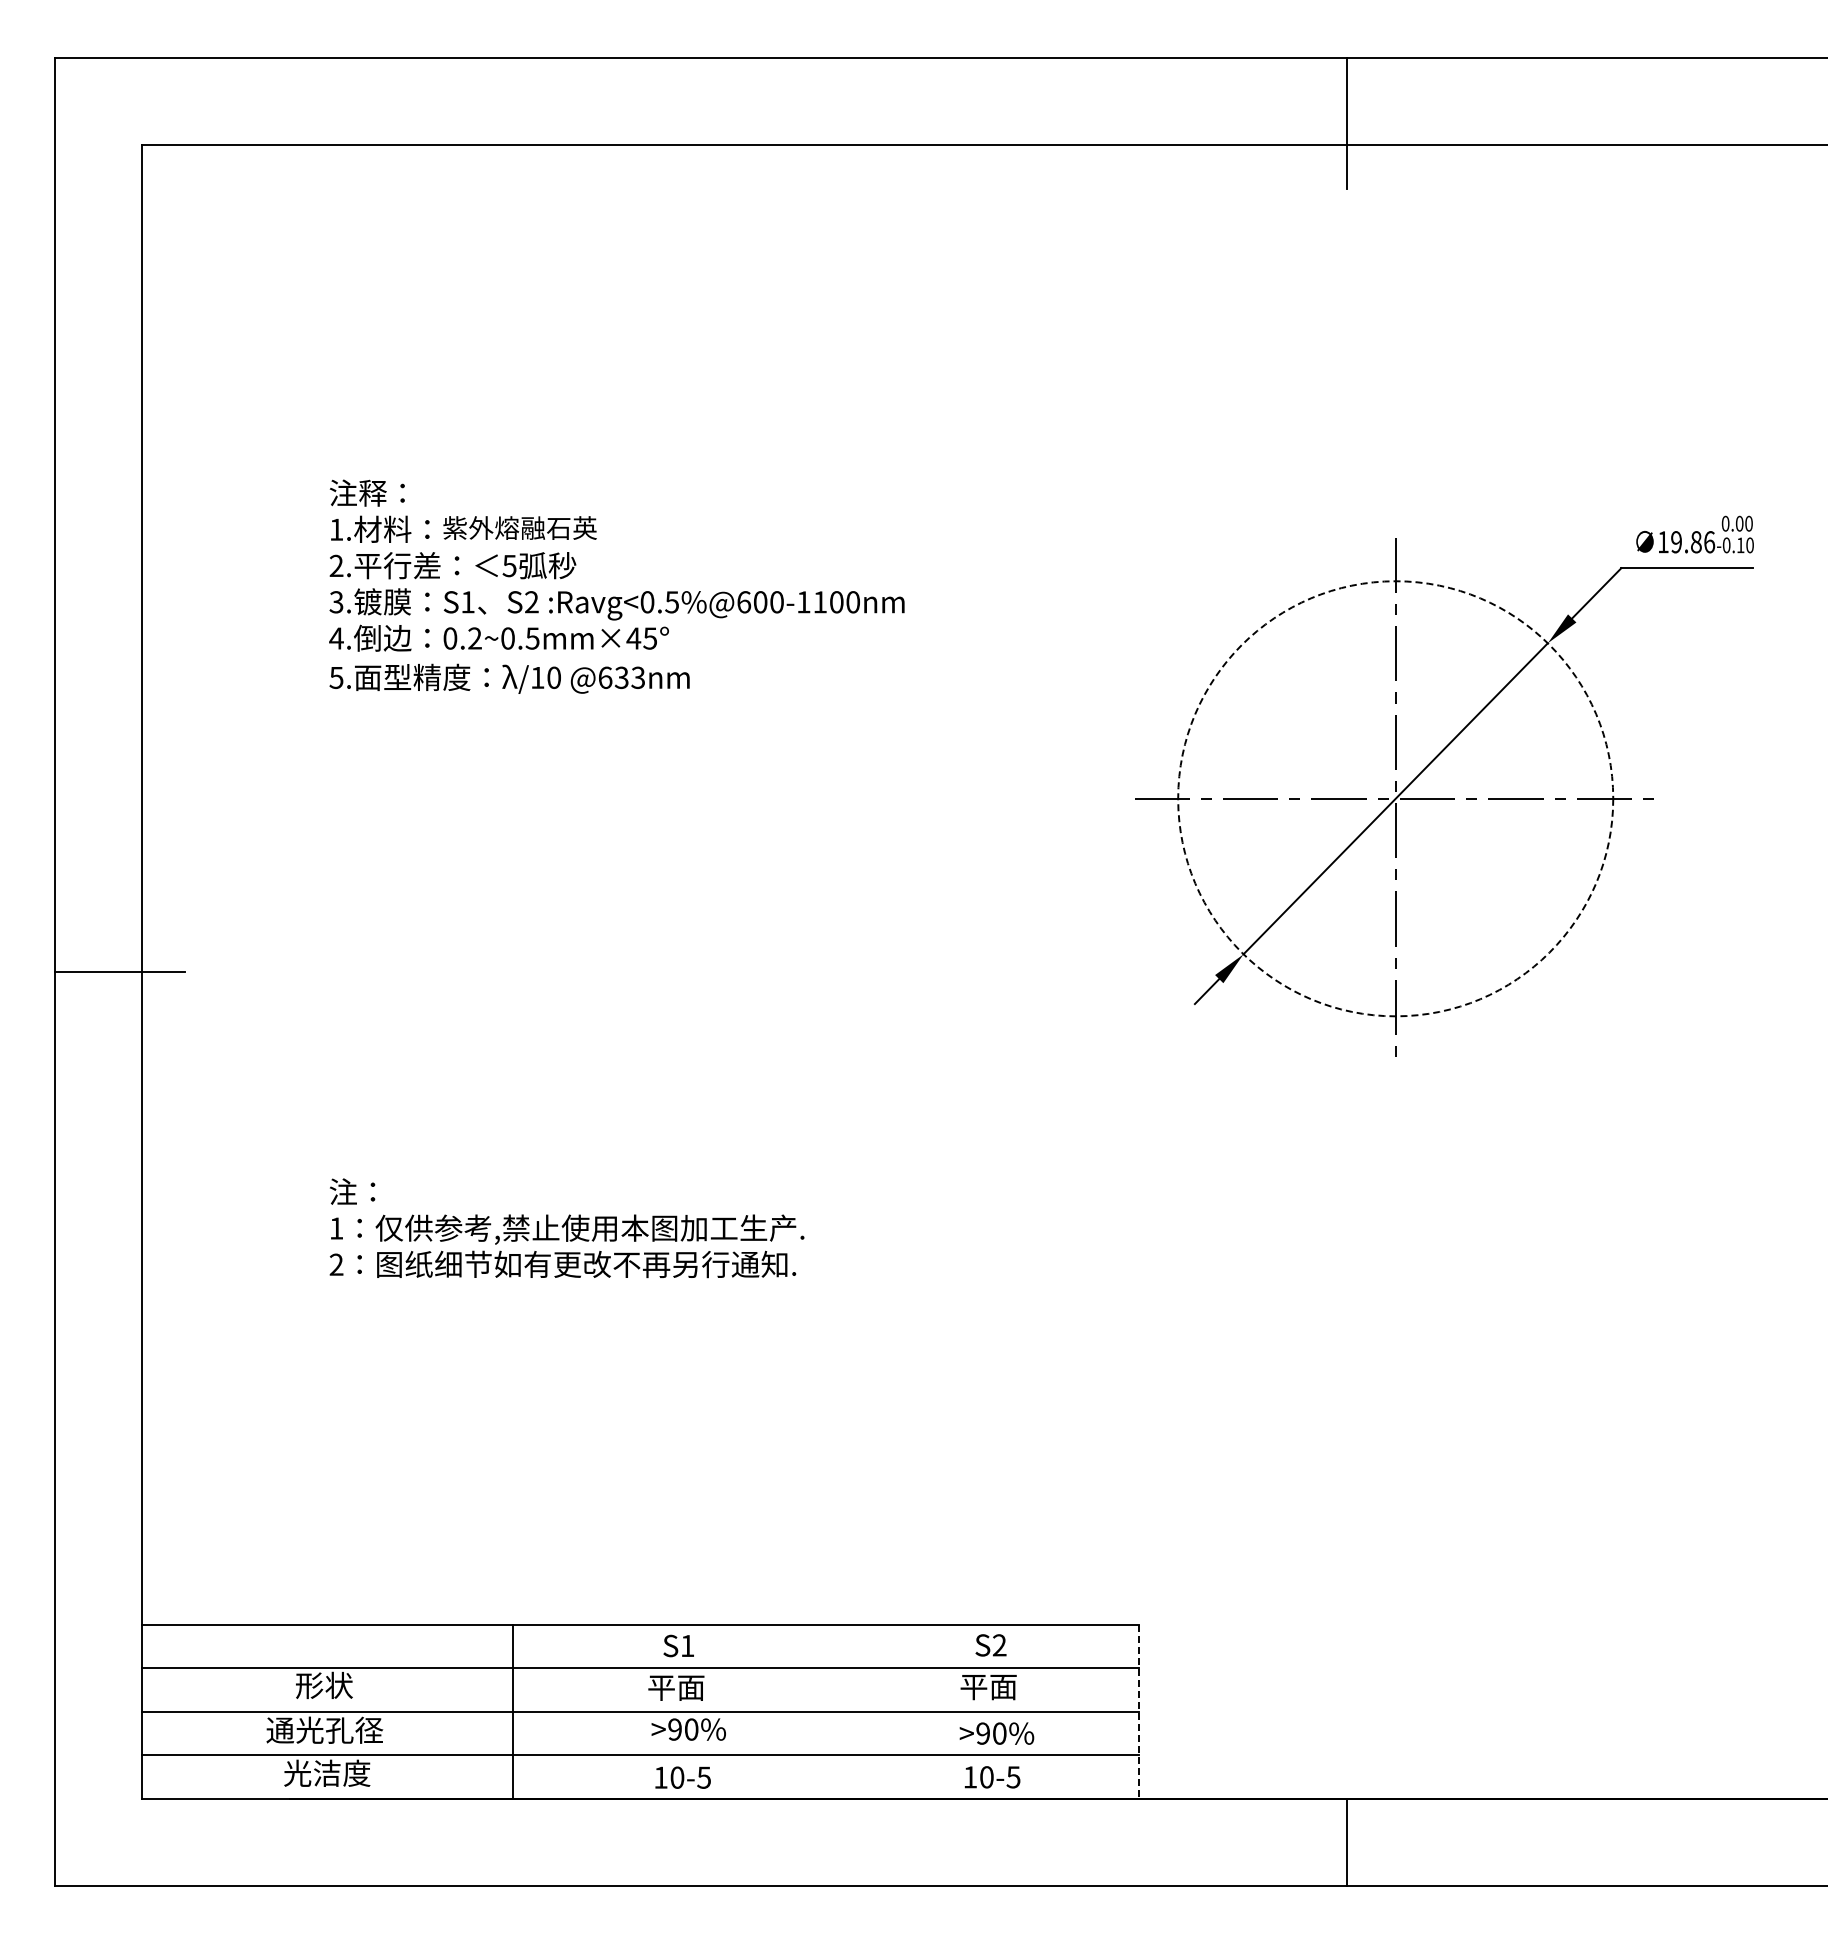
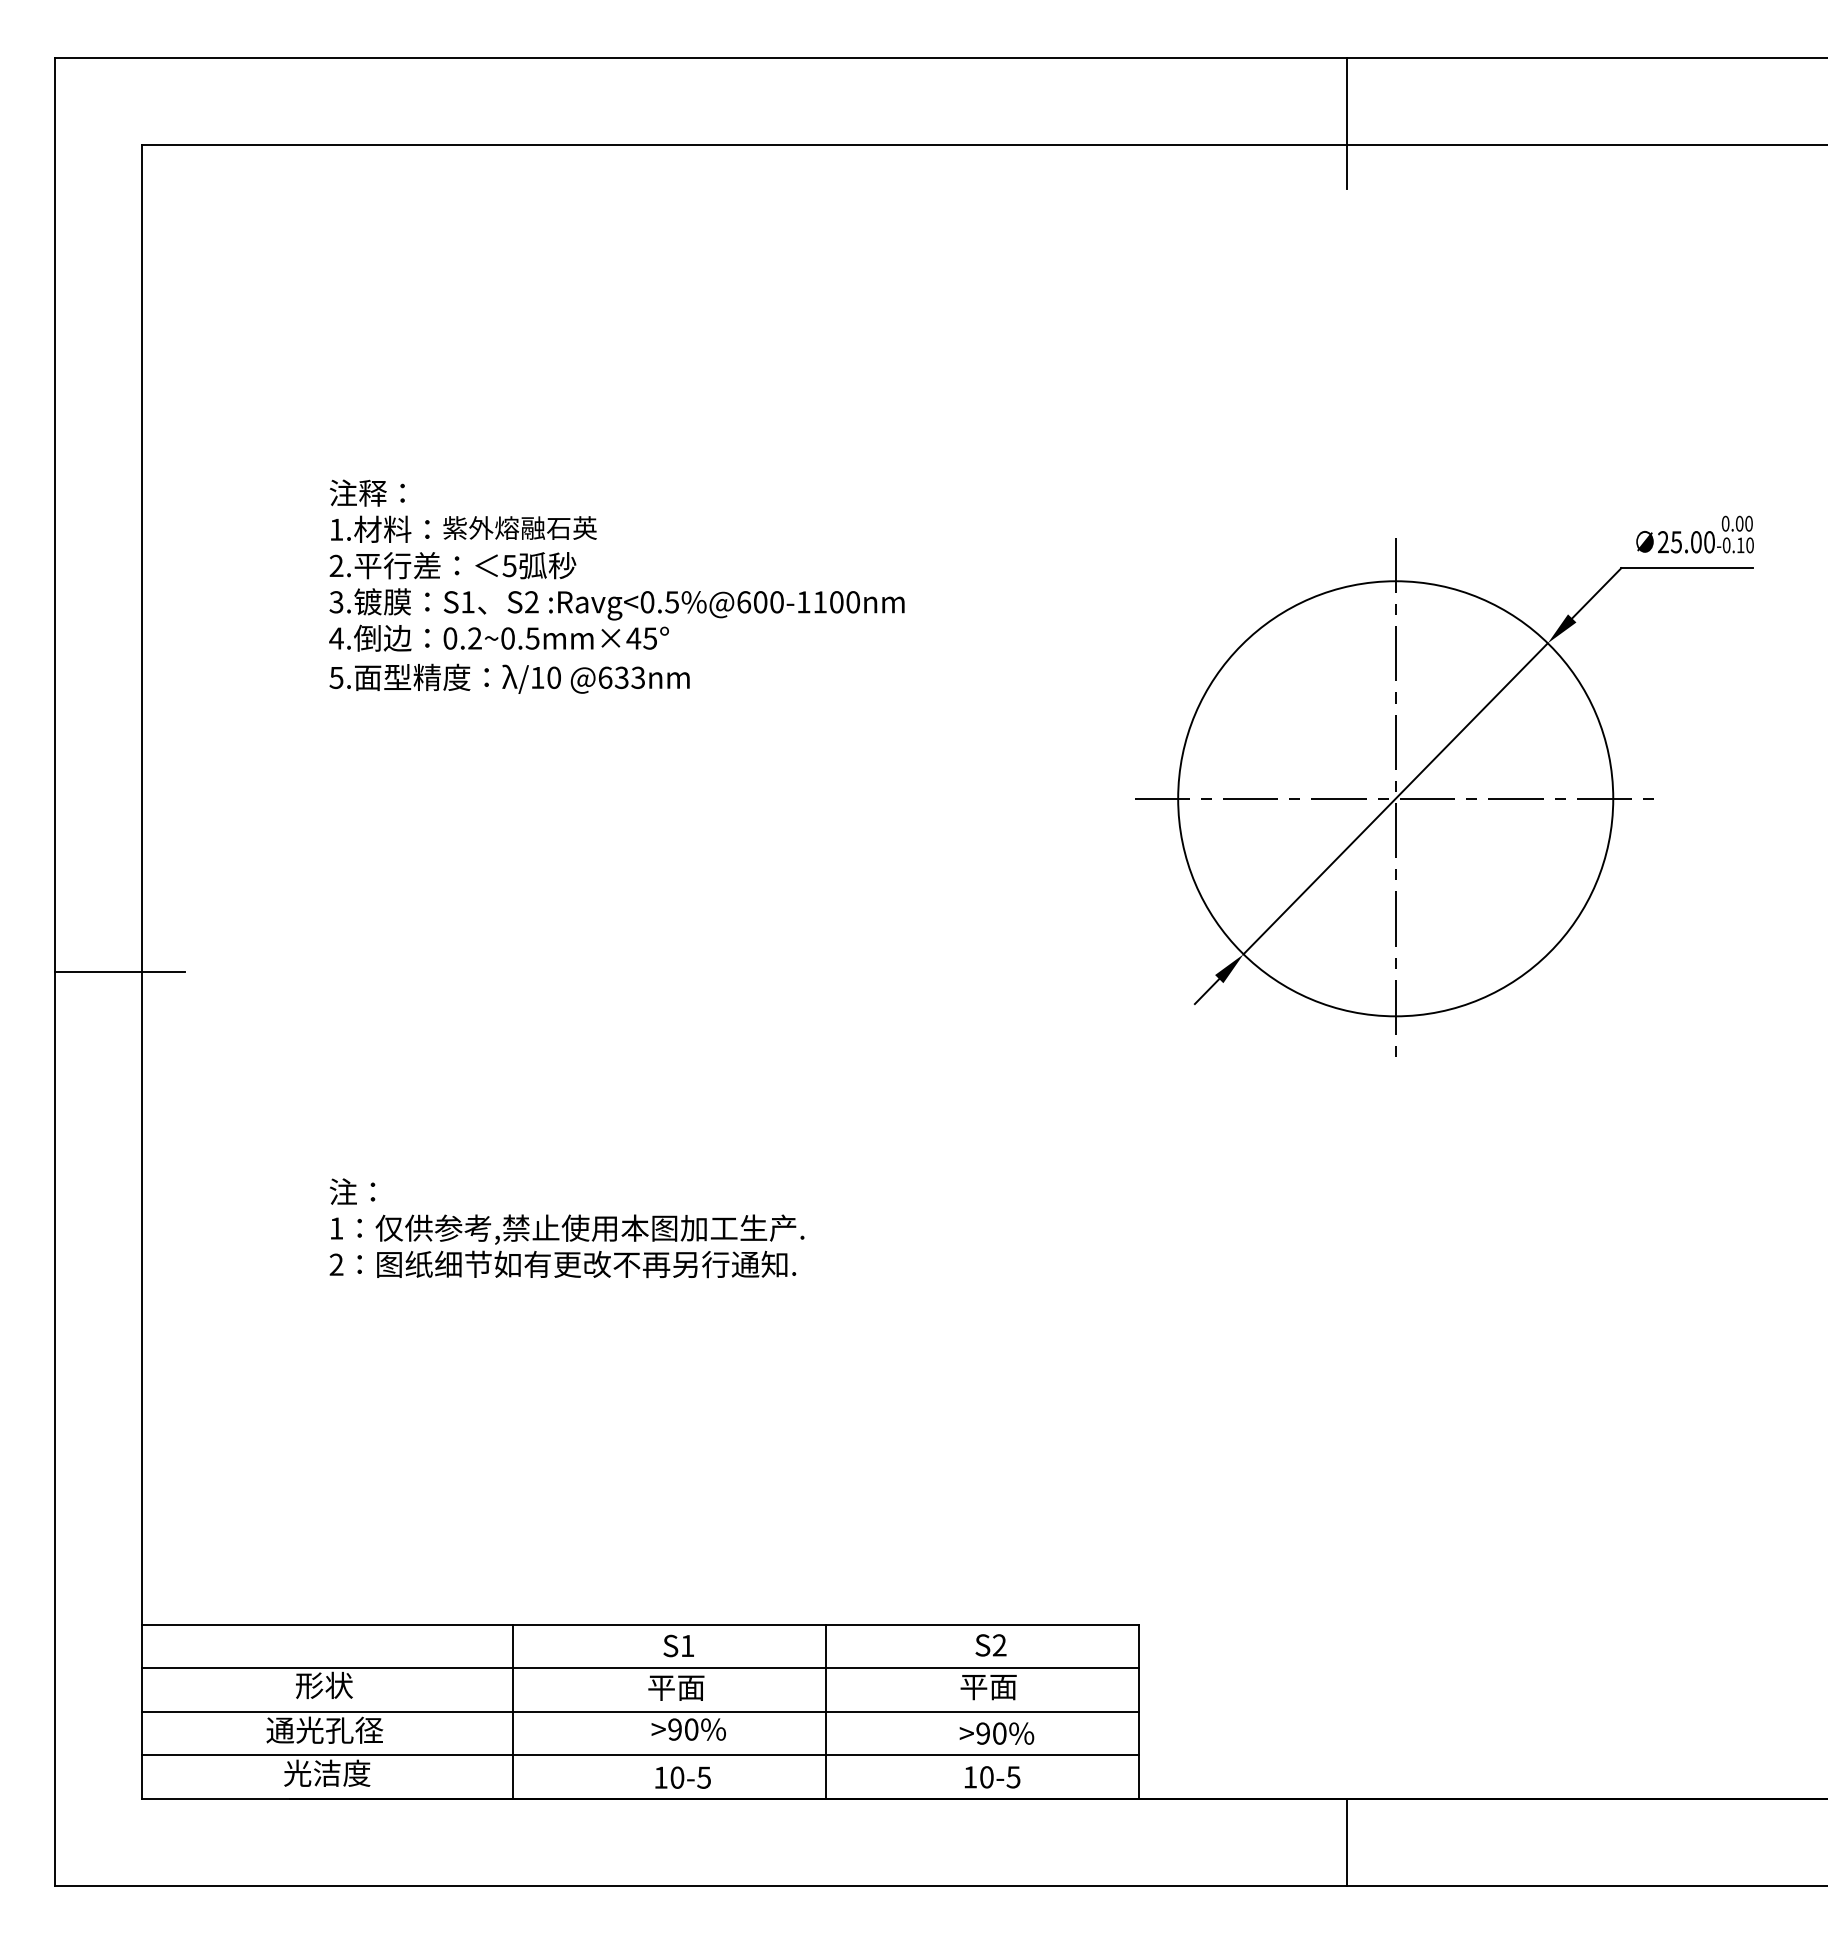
text: 19.86 -> 25.00 (1686, 542)
circle: dashed -> solid (1395, 798)
line: none -> present (826, 1711)
line: dashed -> solid (1139, 1712)
